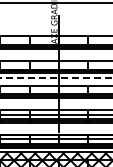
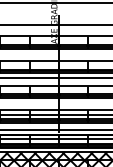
line: none -> present (55, 24)
line: dashed -> solid (56, 78)
line: none -> present (55, 130)
